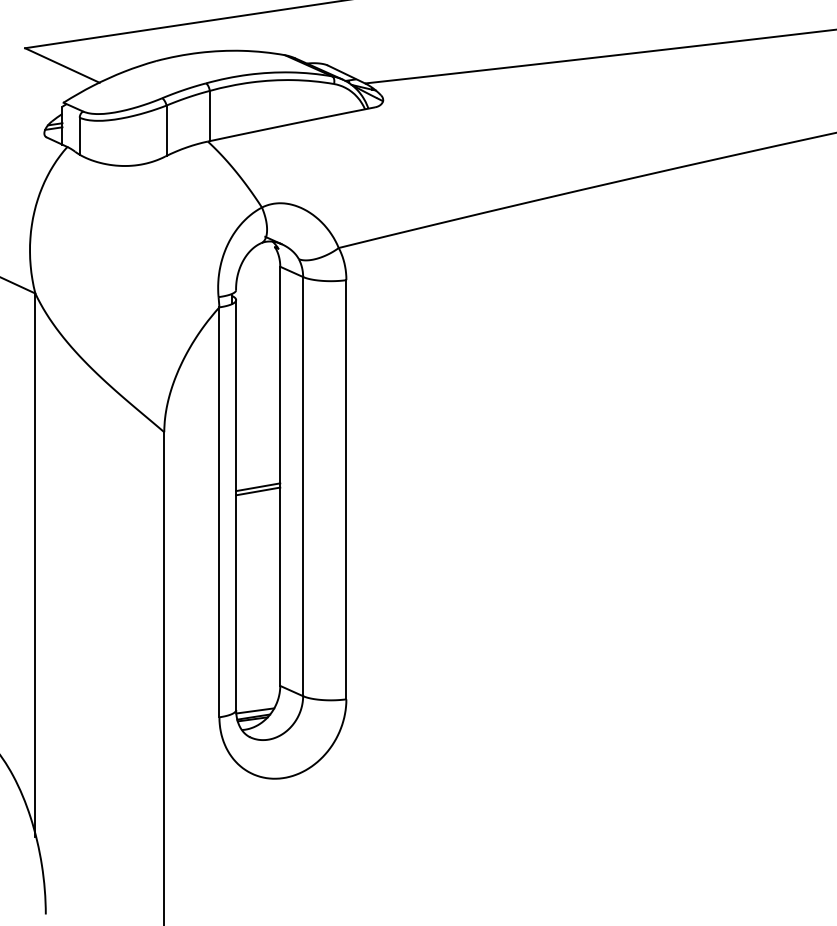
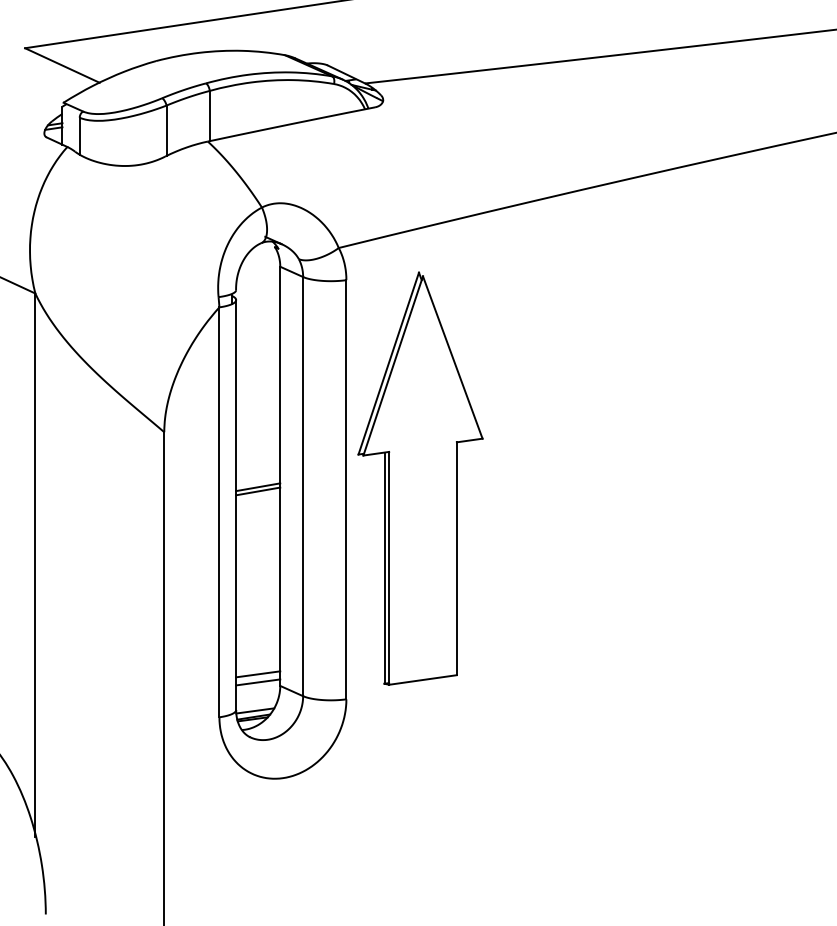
part: none -> present (420, 478)
line: none -> present (258, 674)
line: none -> present (258, 682)
